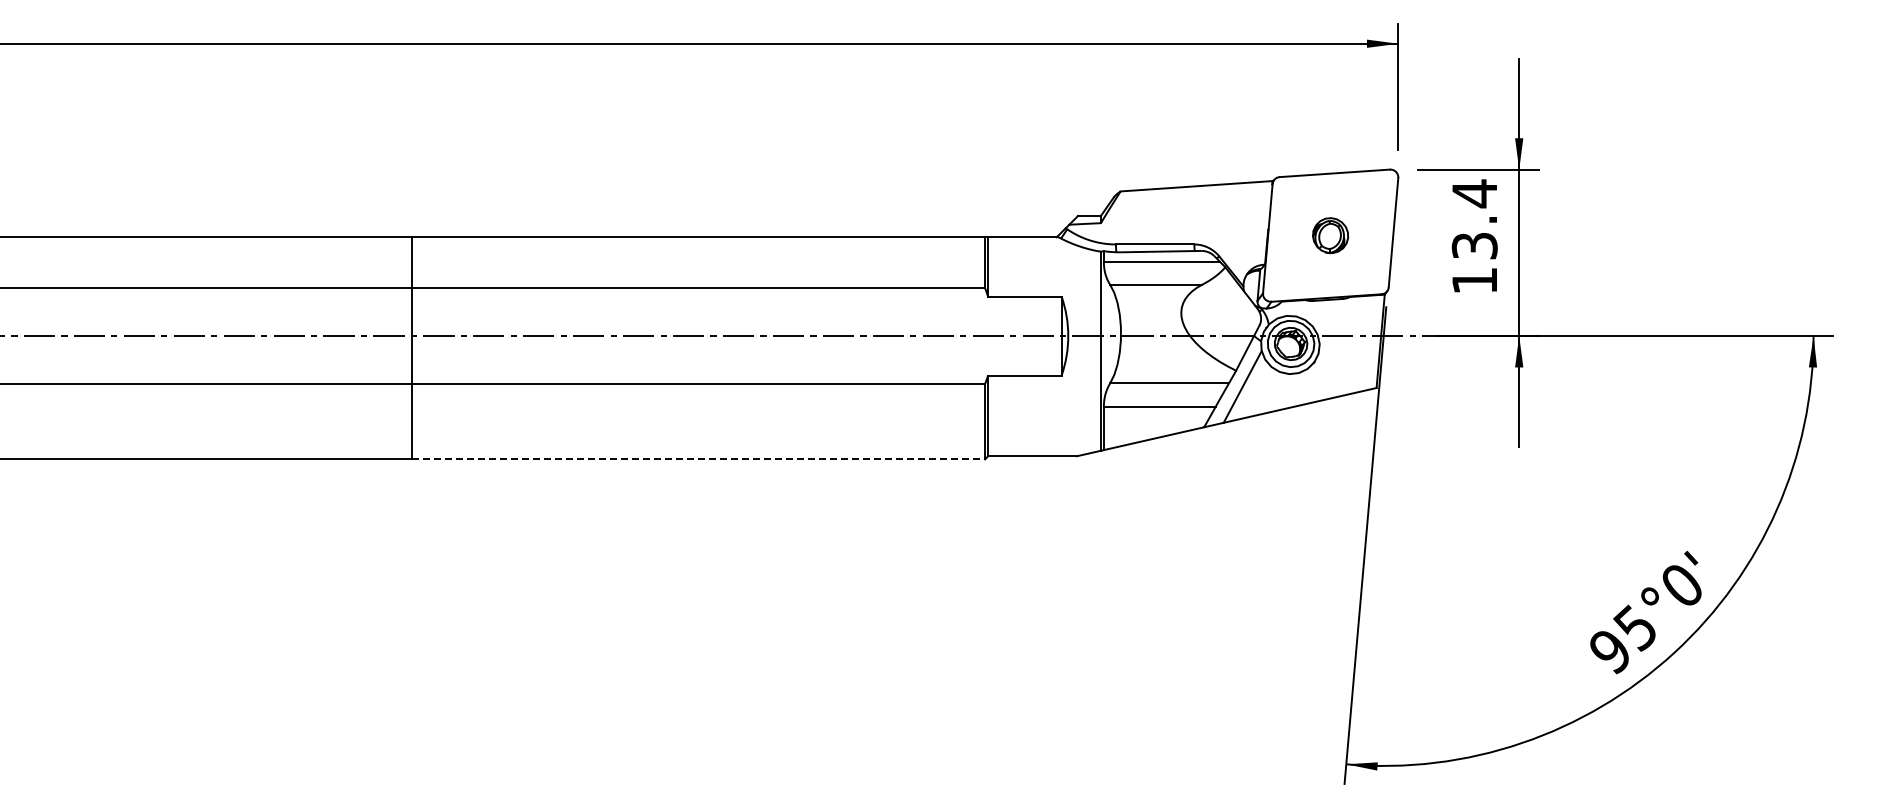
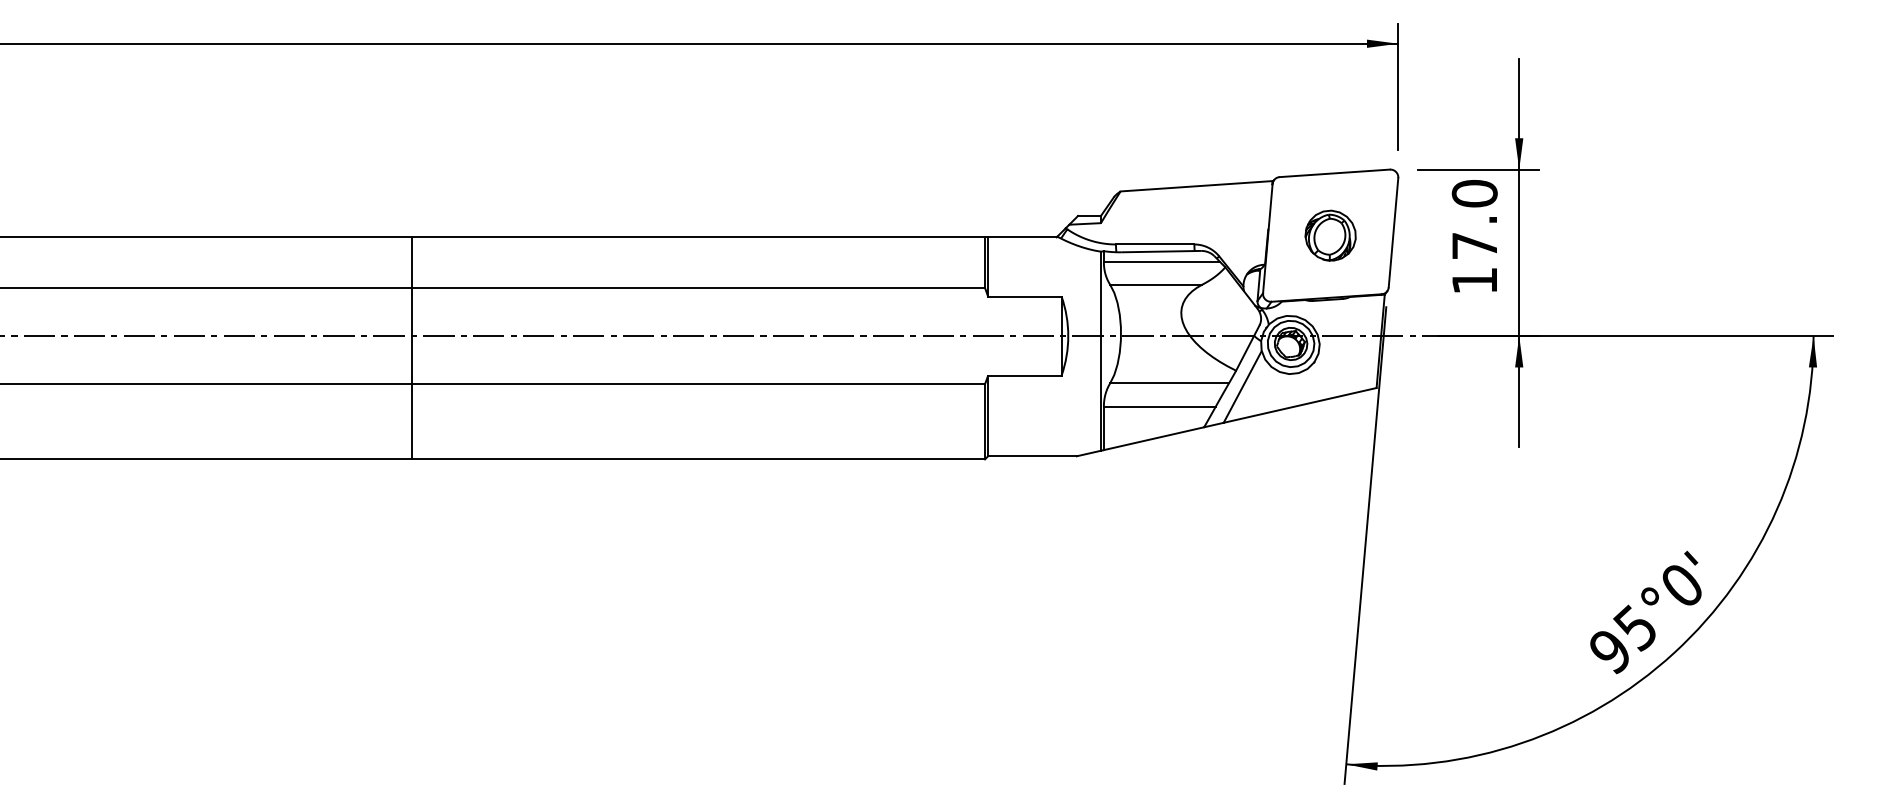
text: 13.4 -> 17.0 (1474, 219)
part size: 38x38 px -> 53x53 px (1330, 235)
line: dashed -> solid (699, 459)
